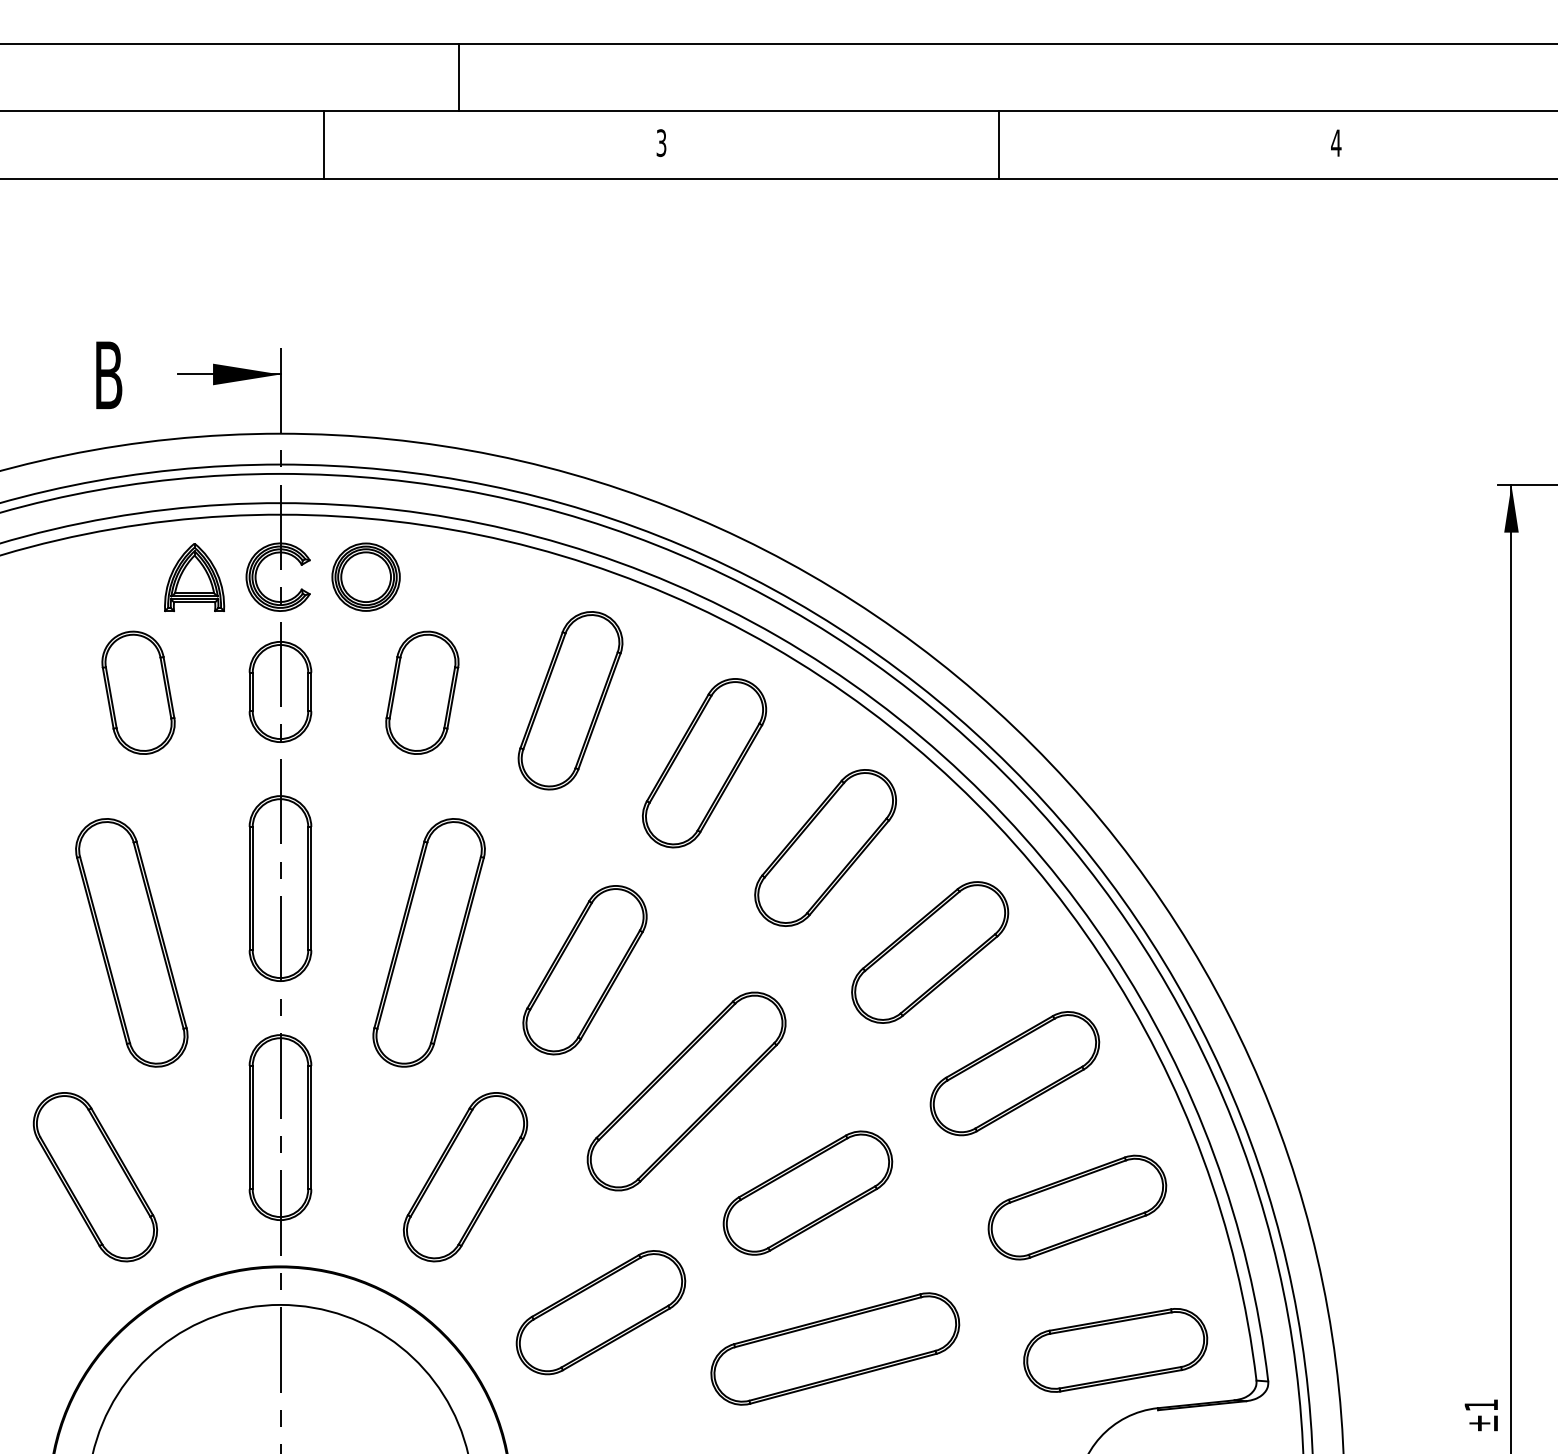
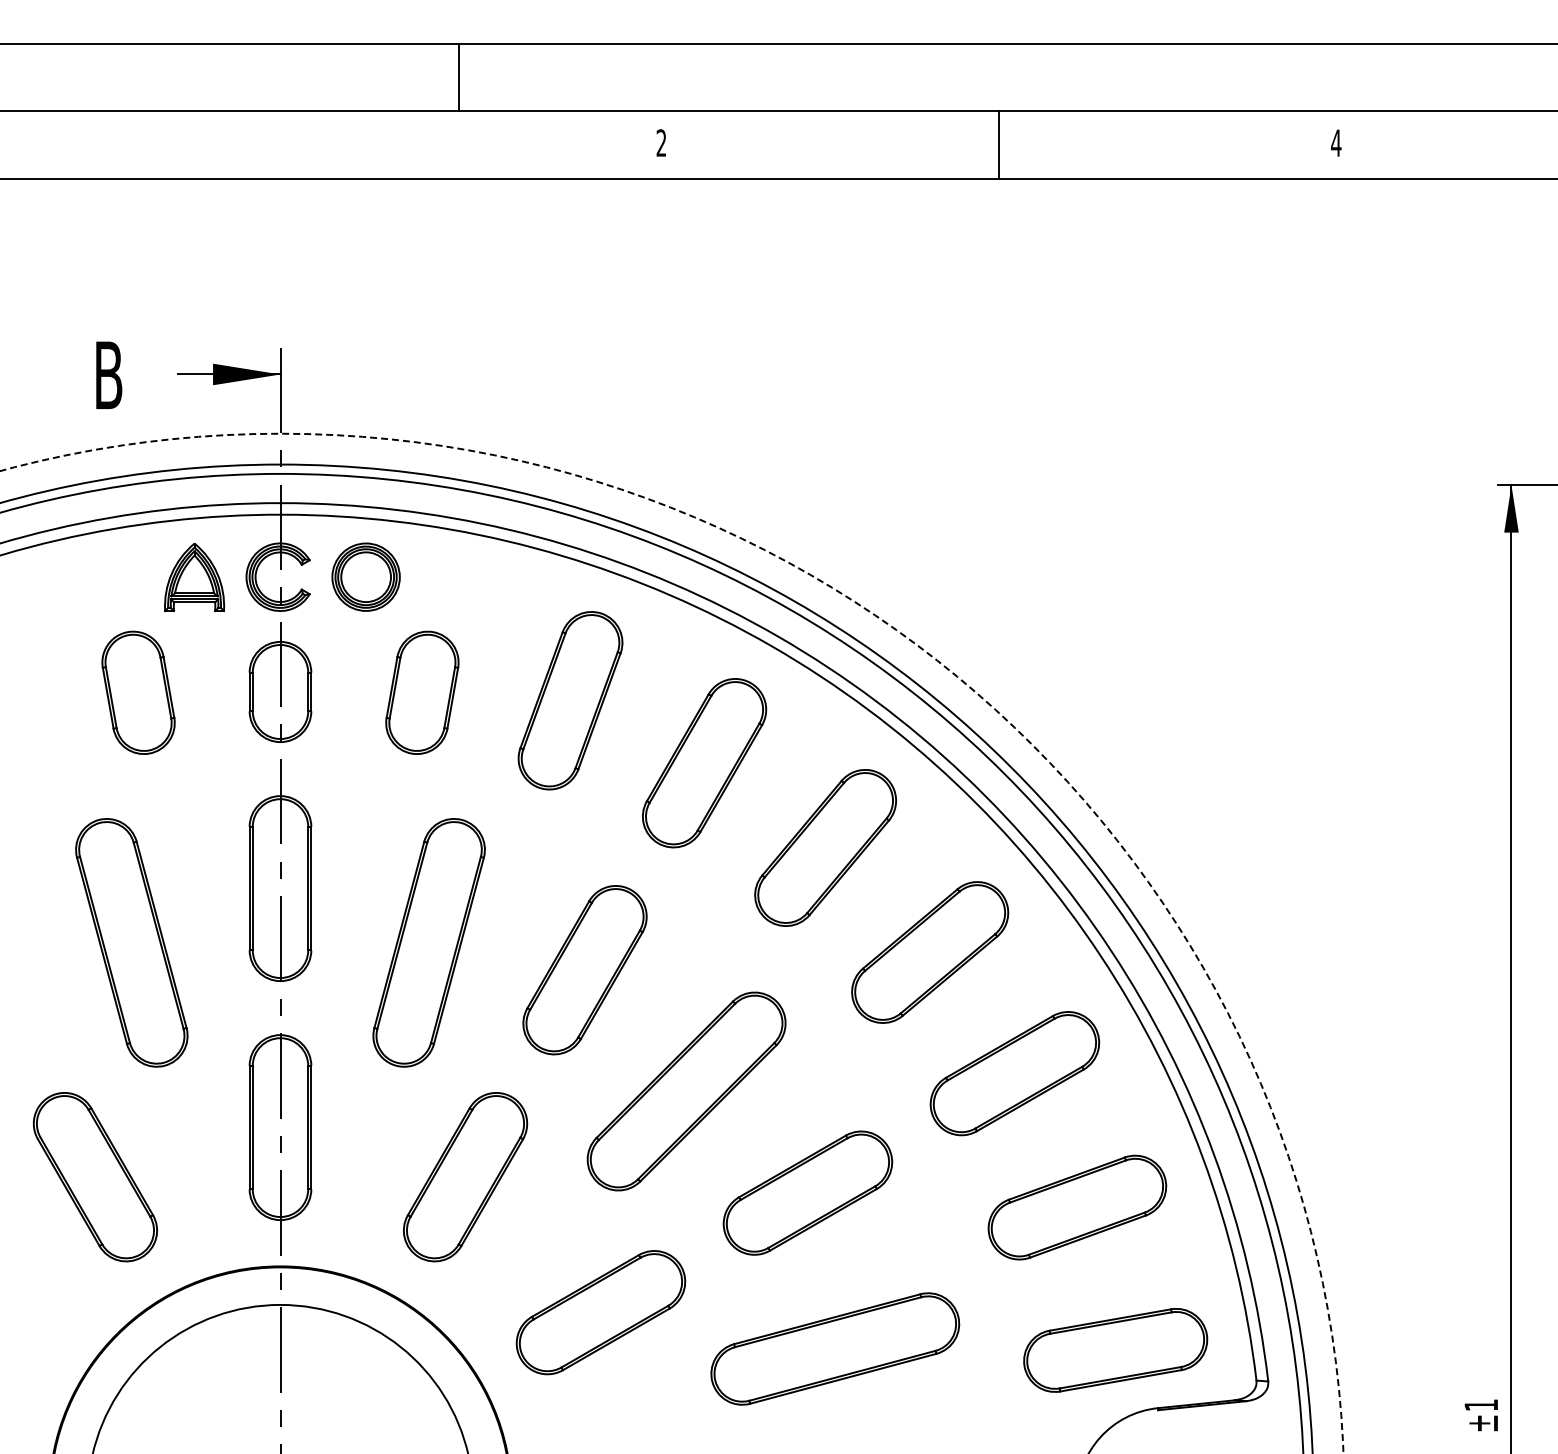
text: 3 -> 2 (661, 143)
line: present -> none (324, 144)
circle: solid -> dashed (671, 943)
